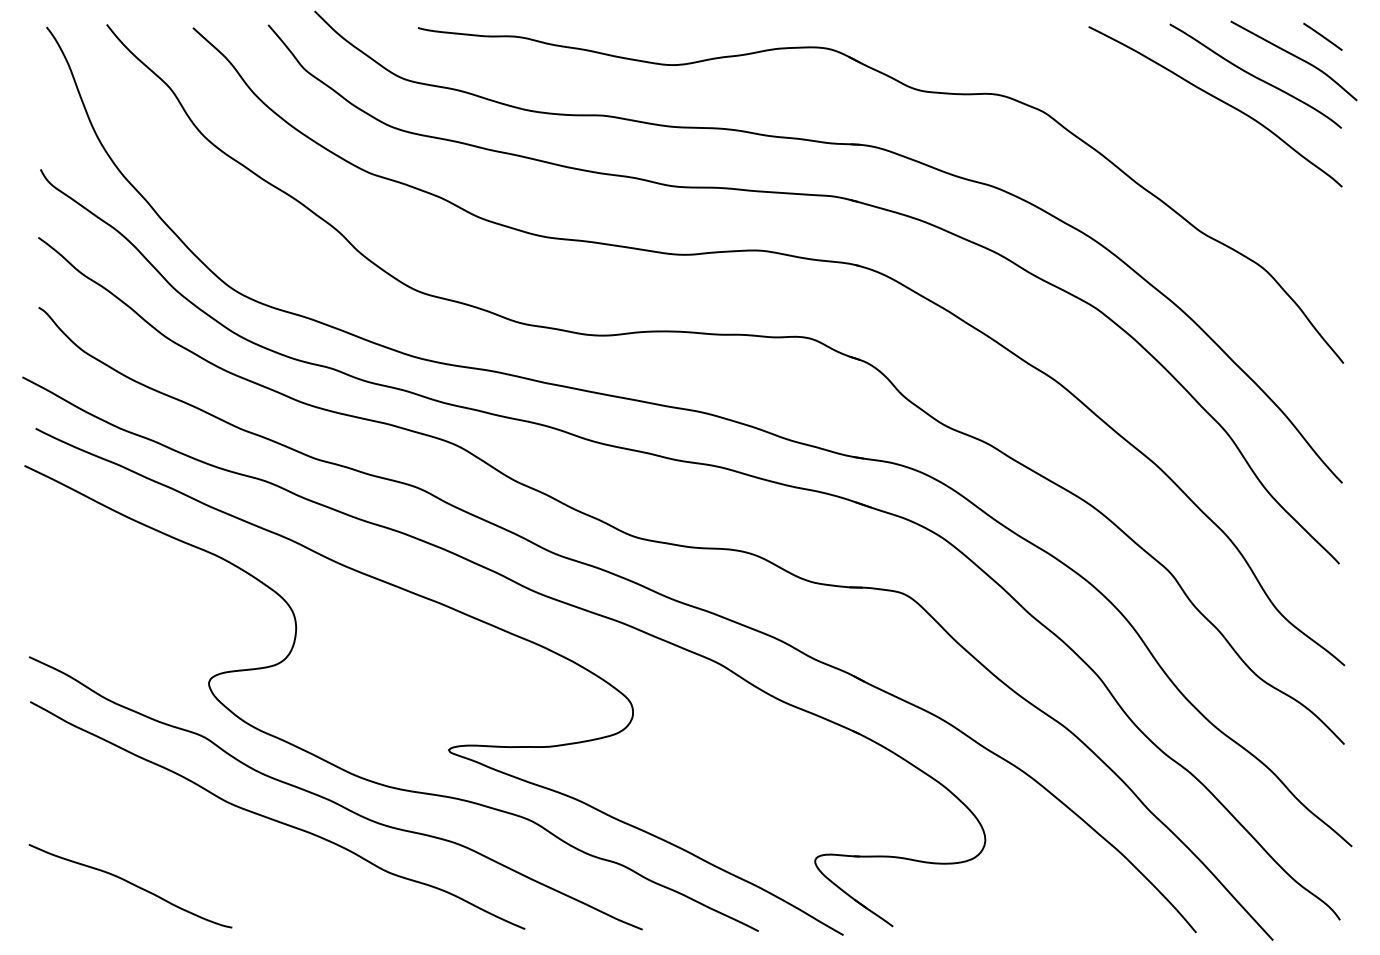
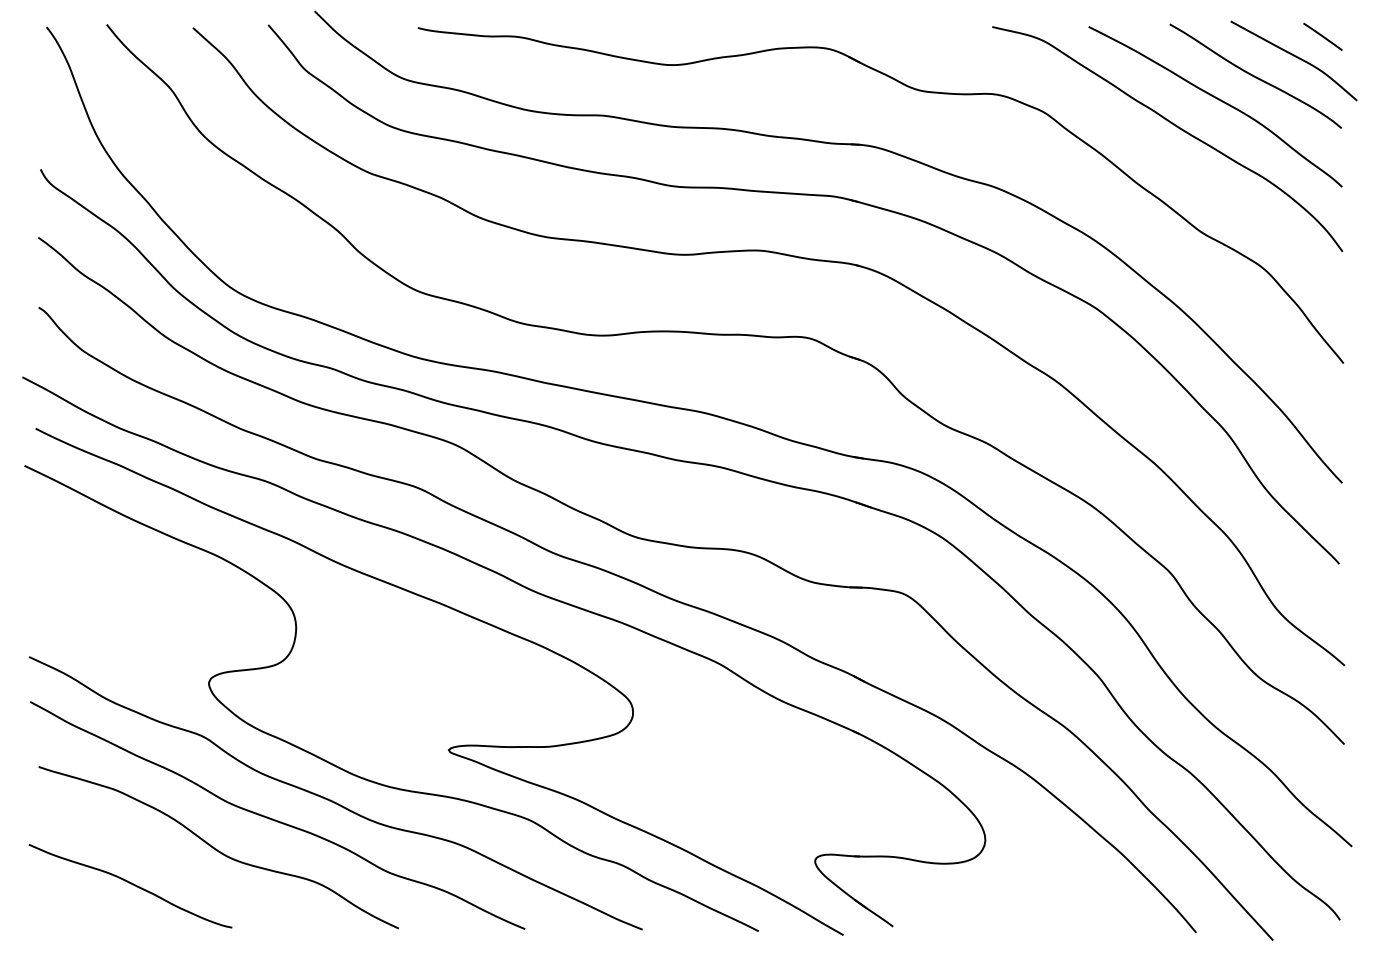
curve: none -> present (1176, 127)
curve: none -> present (216, 848)
